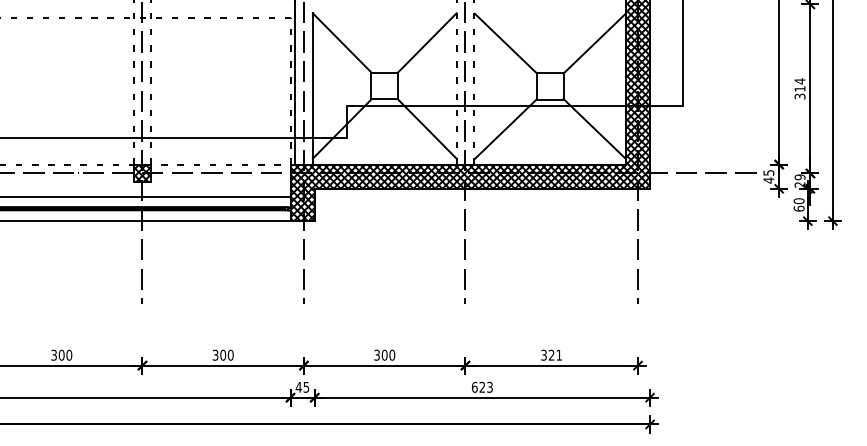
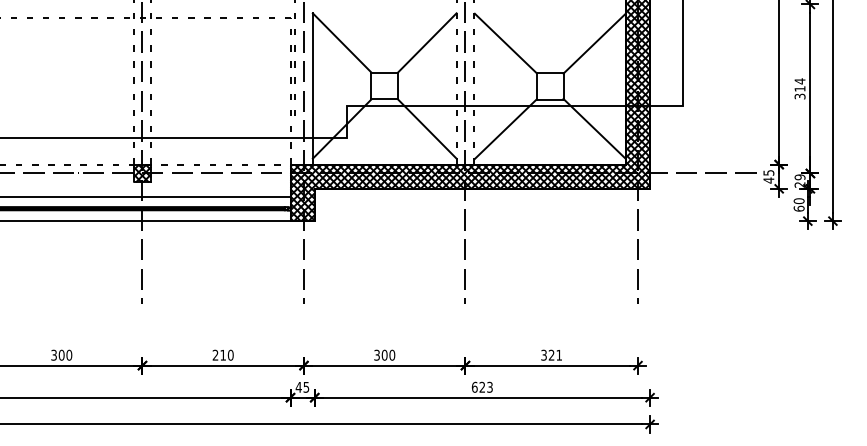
line: present -> none (295, 83)
text: 300 -> 210 (219, 354)
